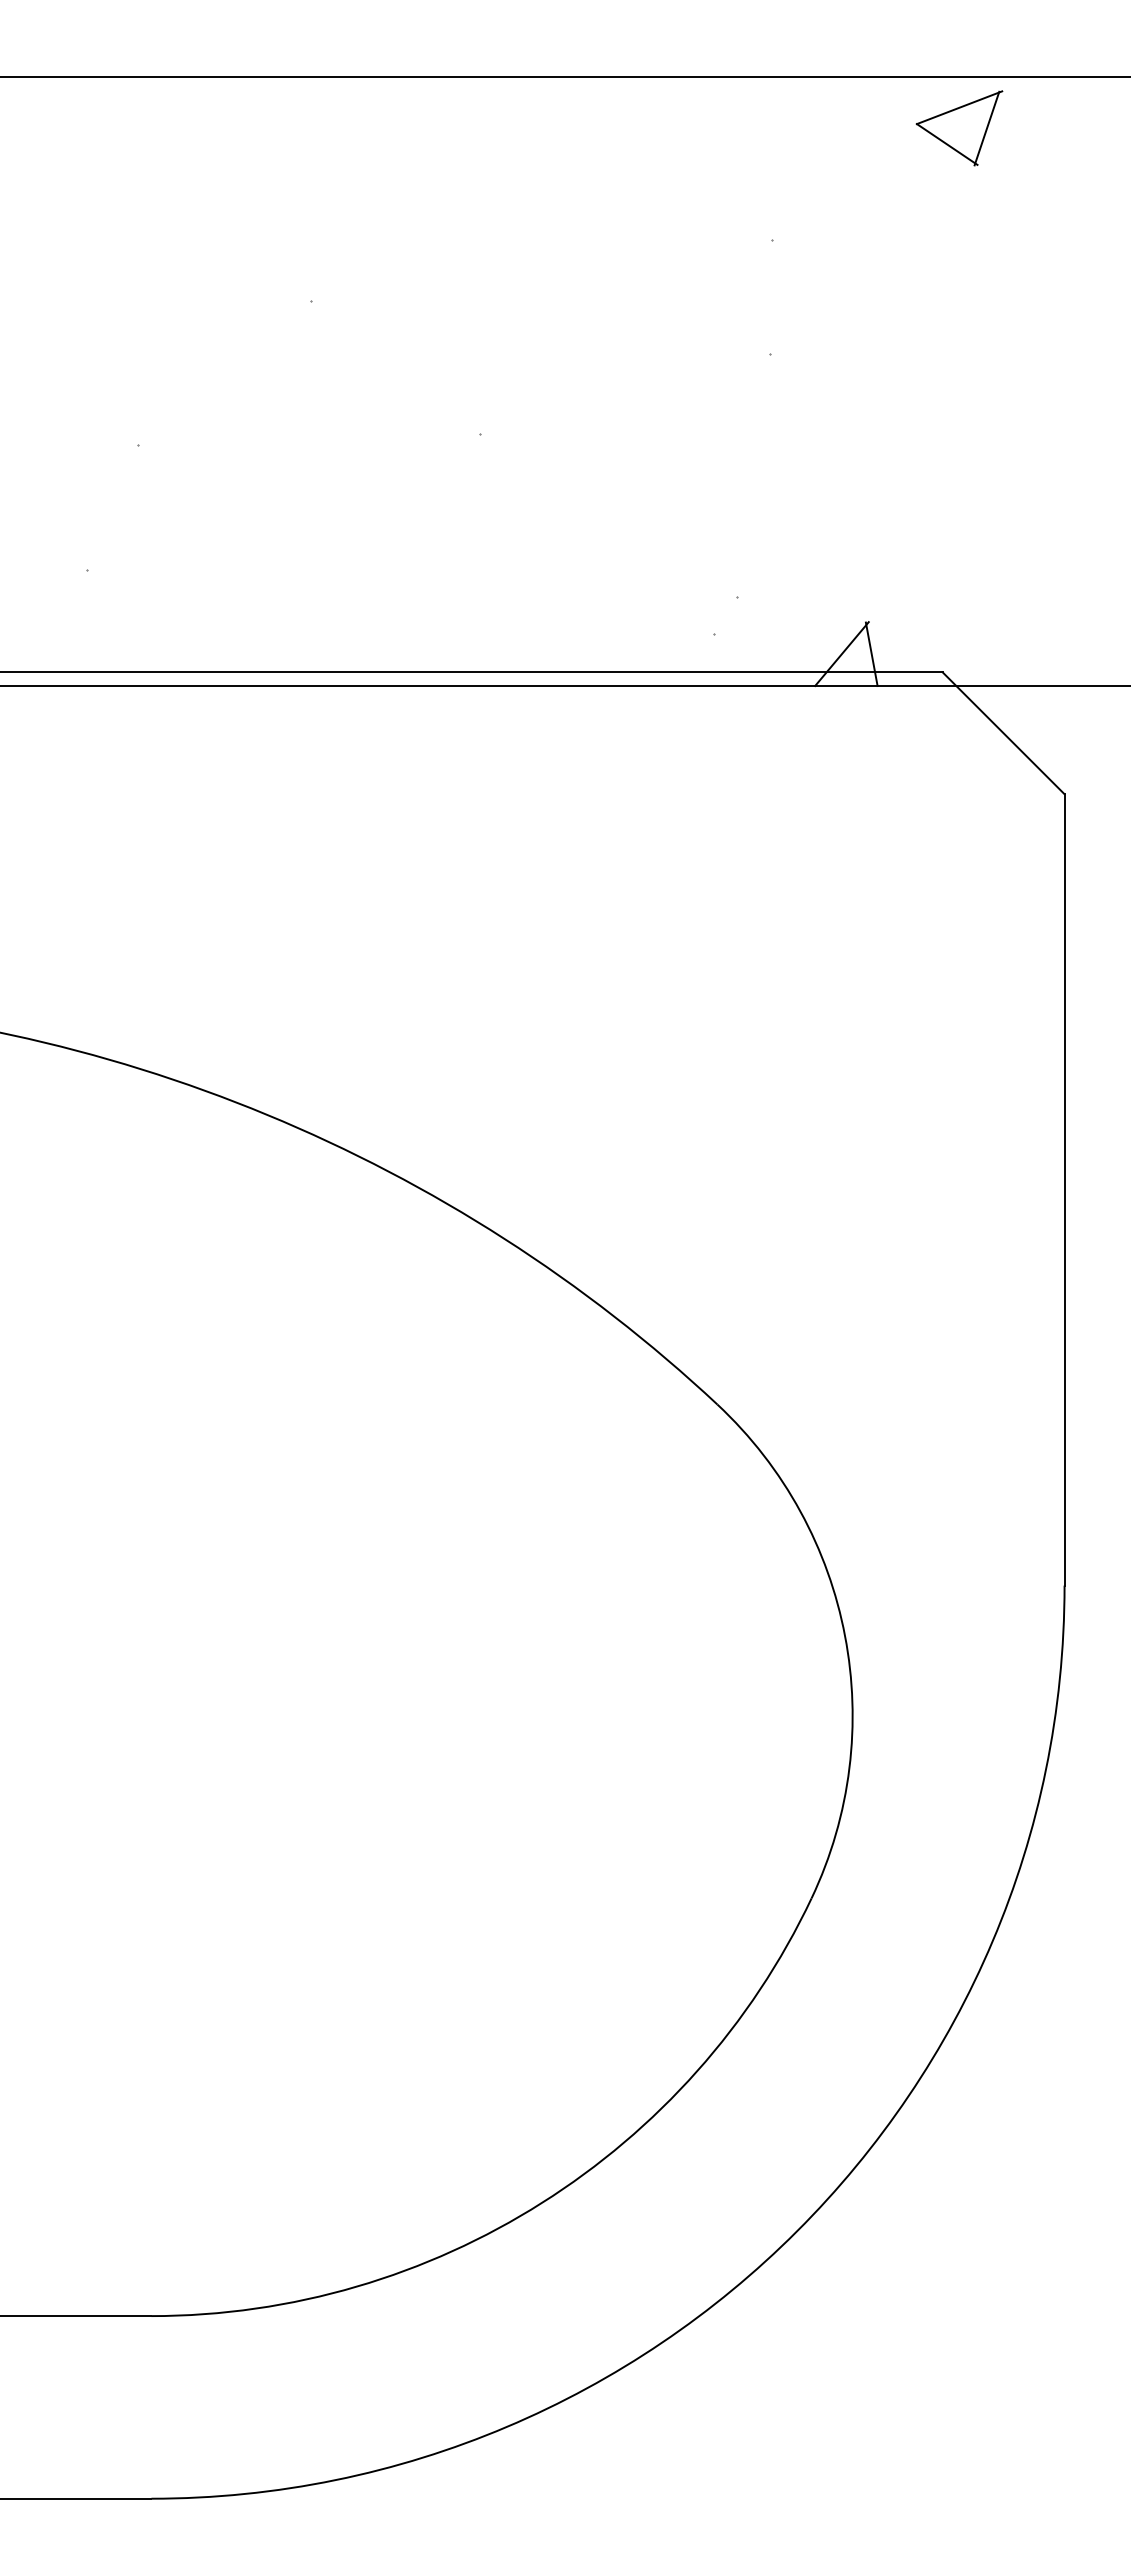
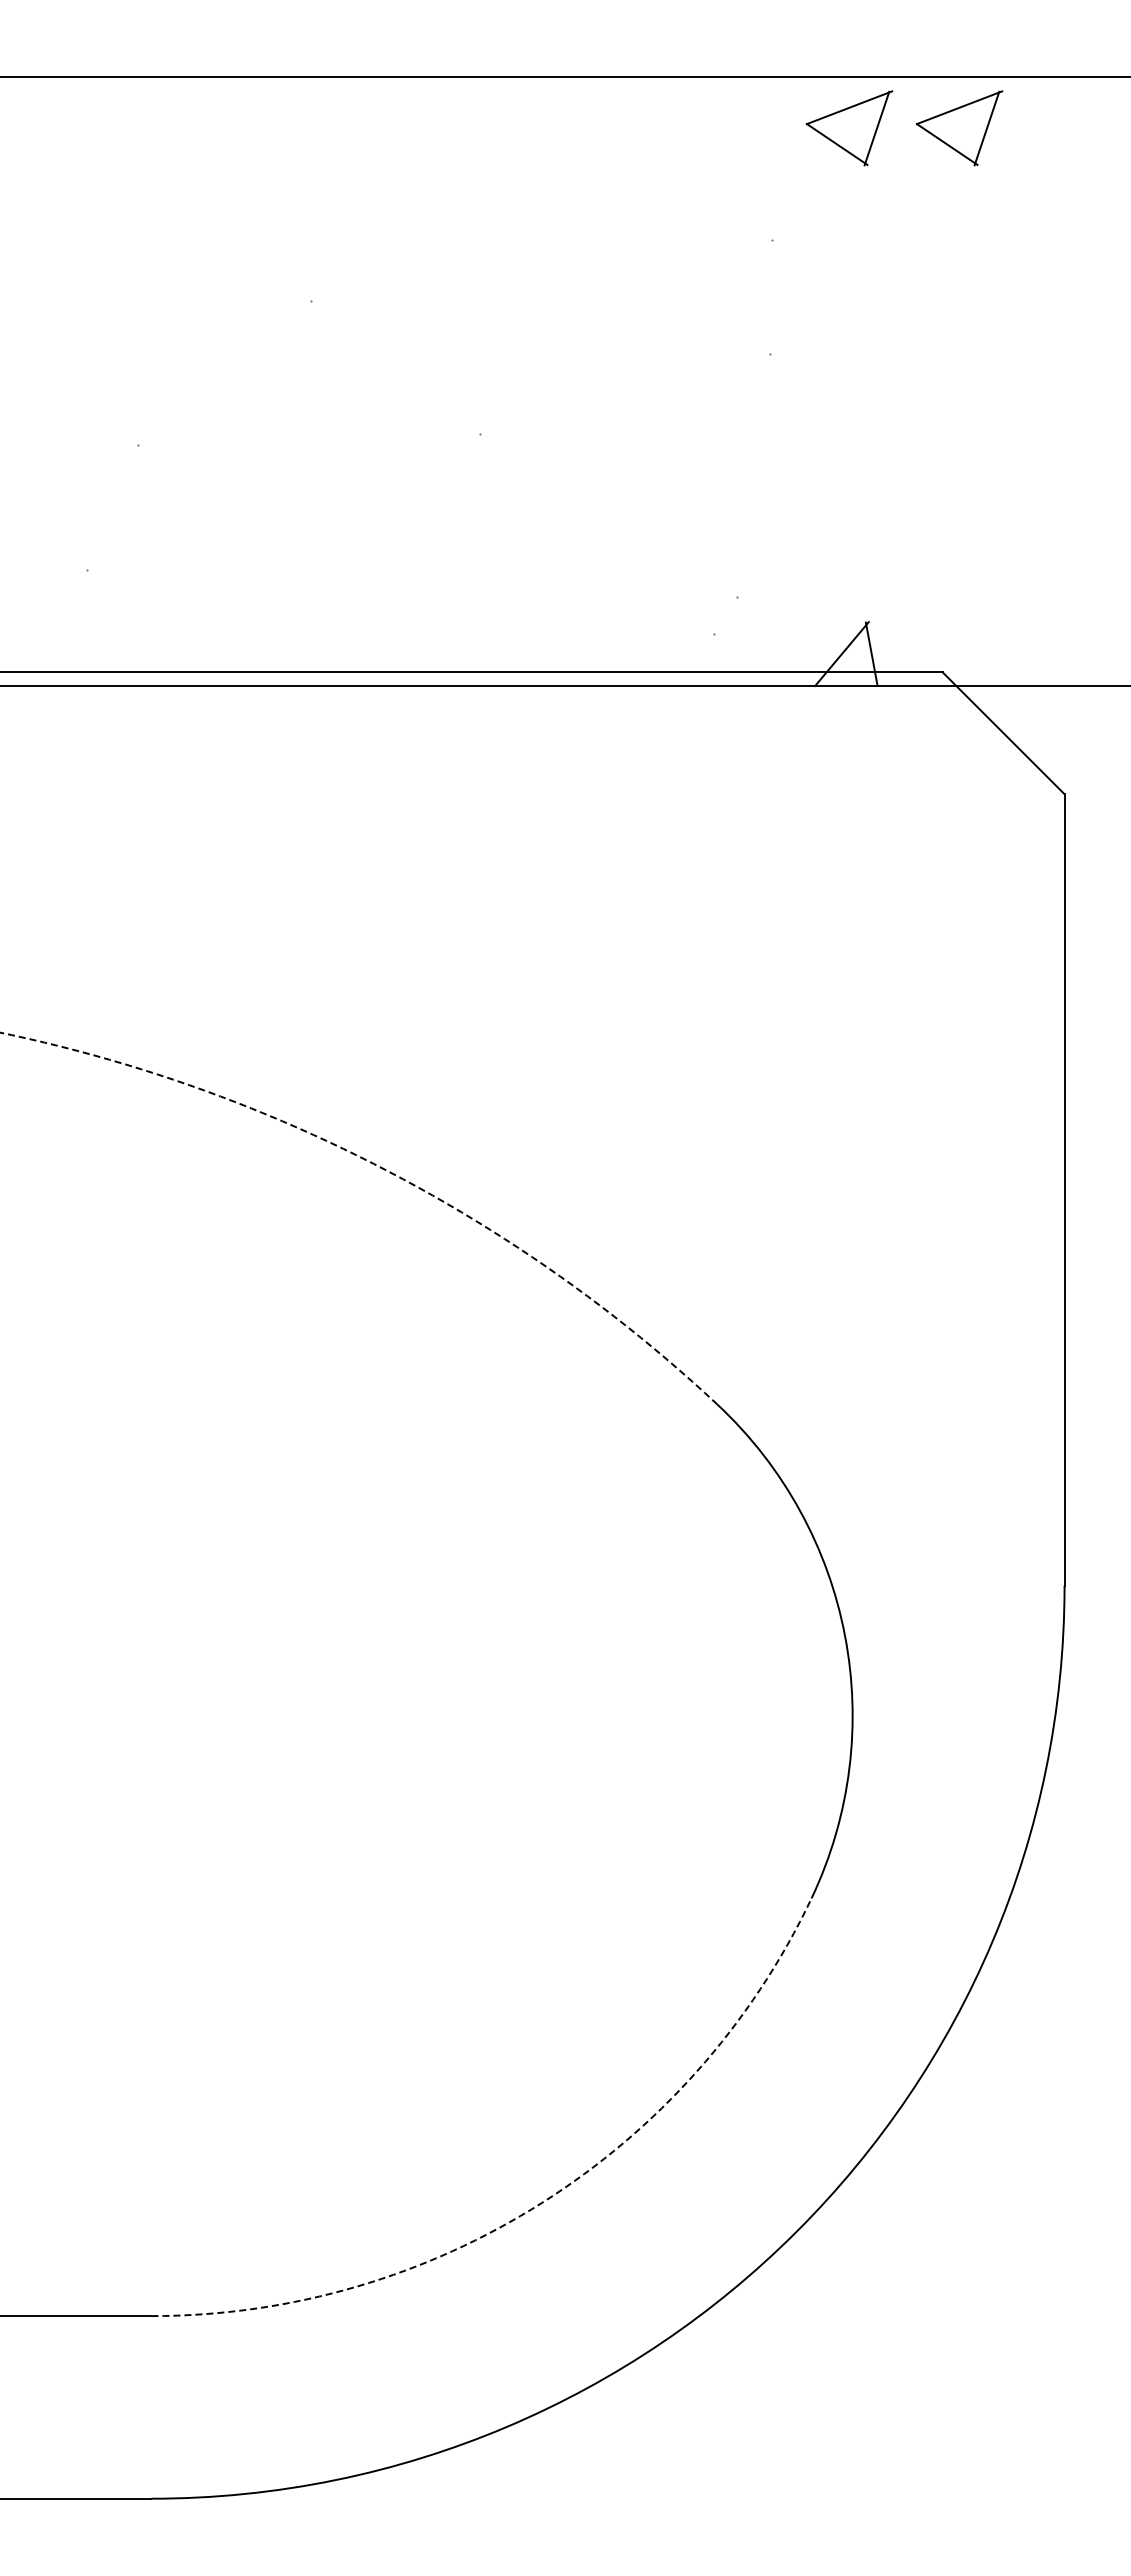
part: none -> present (849, 128)
arc: solid -> dashed (383, 1168)
arc: solid -> dashed (542, 2202)
